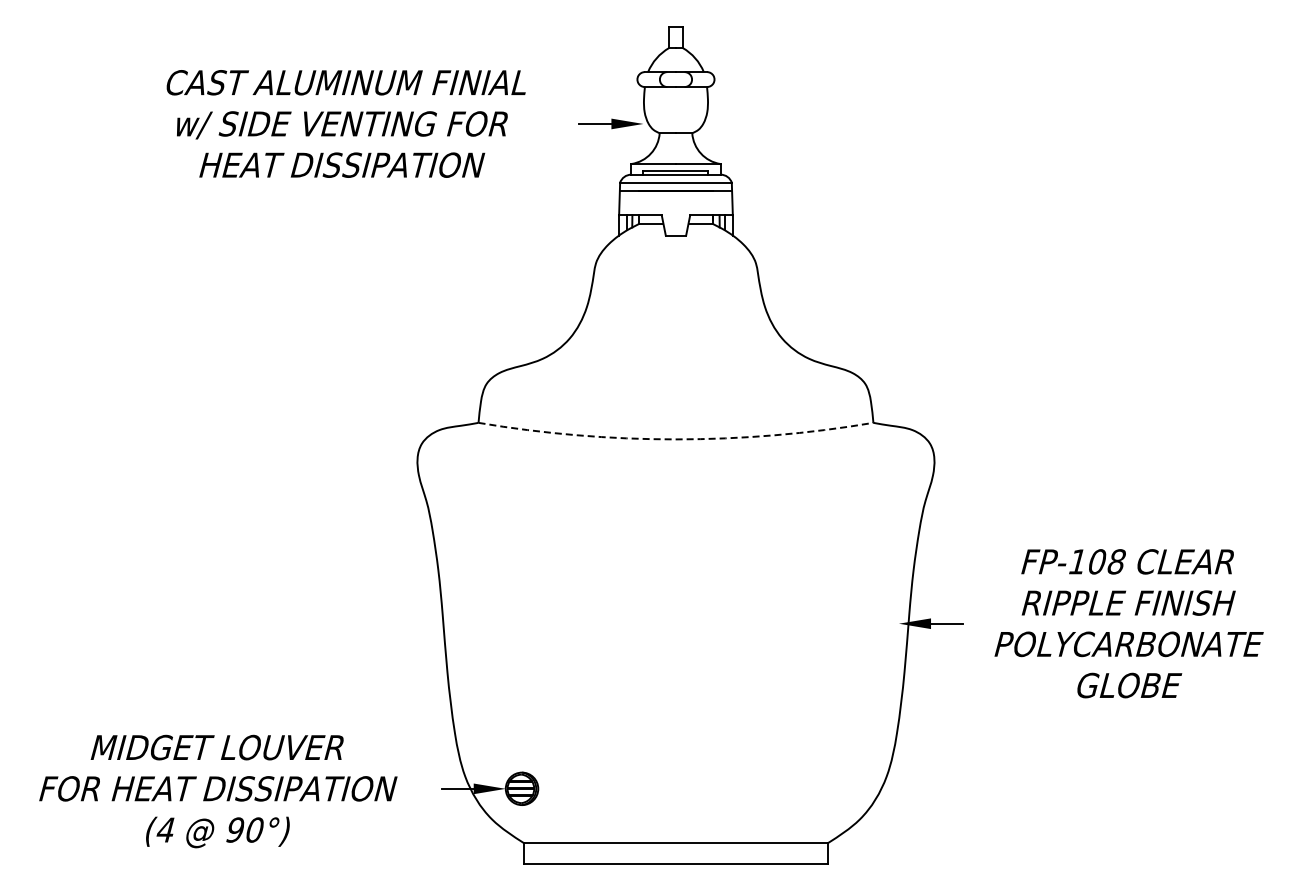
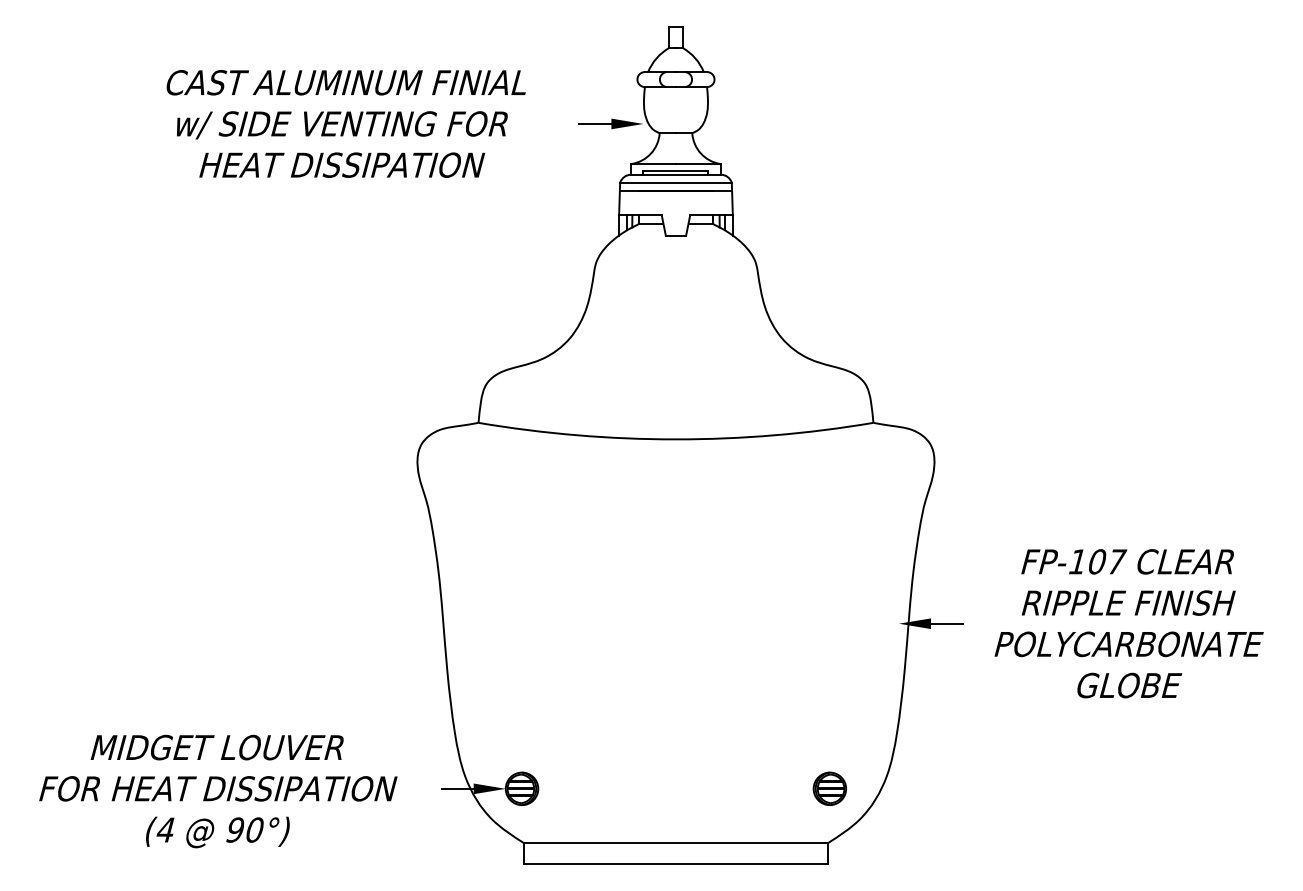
arc: dashed -> solid (675, 439)
text: FP-108 -> FP-107 (1117, 561)
part: none -> present (829, 788)
